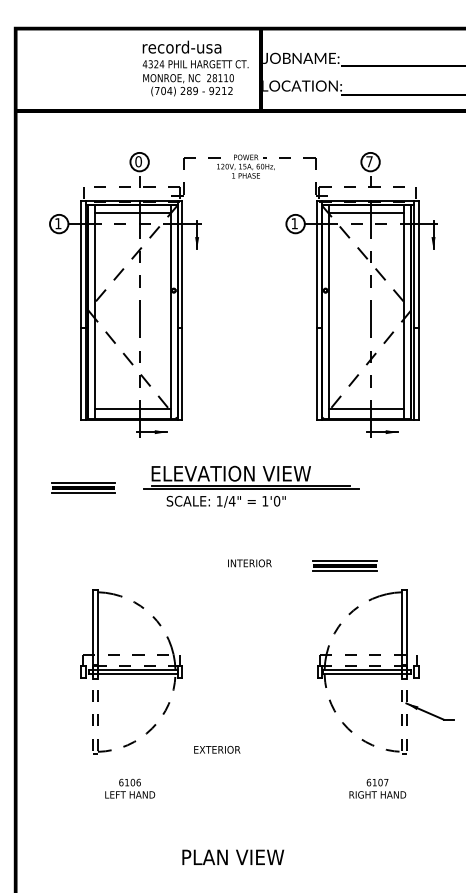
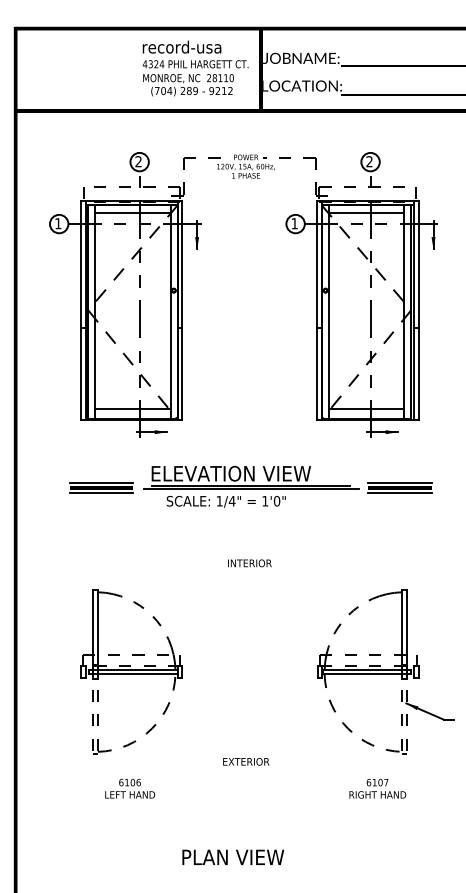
text: 0 -> 2 (138, 161)
text: 7 -> 2 (369, 161)
part position: (83, 487) -> (101, 487) (101, 487)
part position: (344, 565) -> (399, 487) (399, 487)
text position: (217, 749) -> (246, 761) (246, 761)
